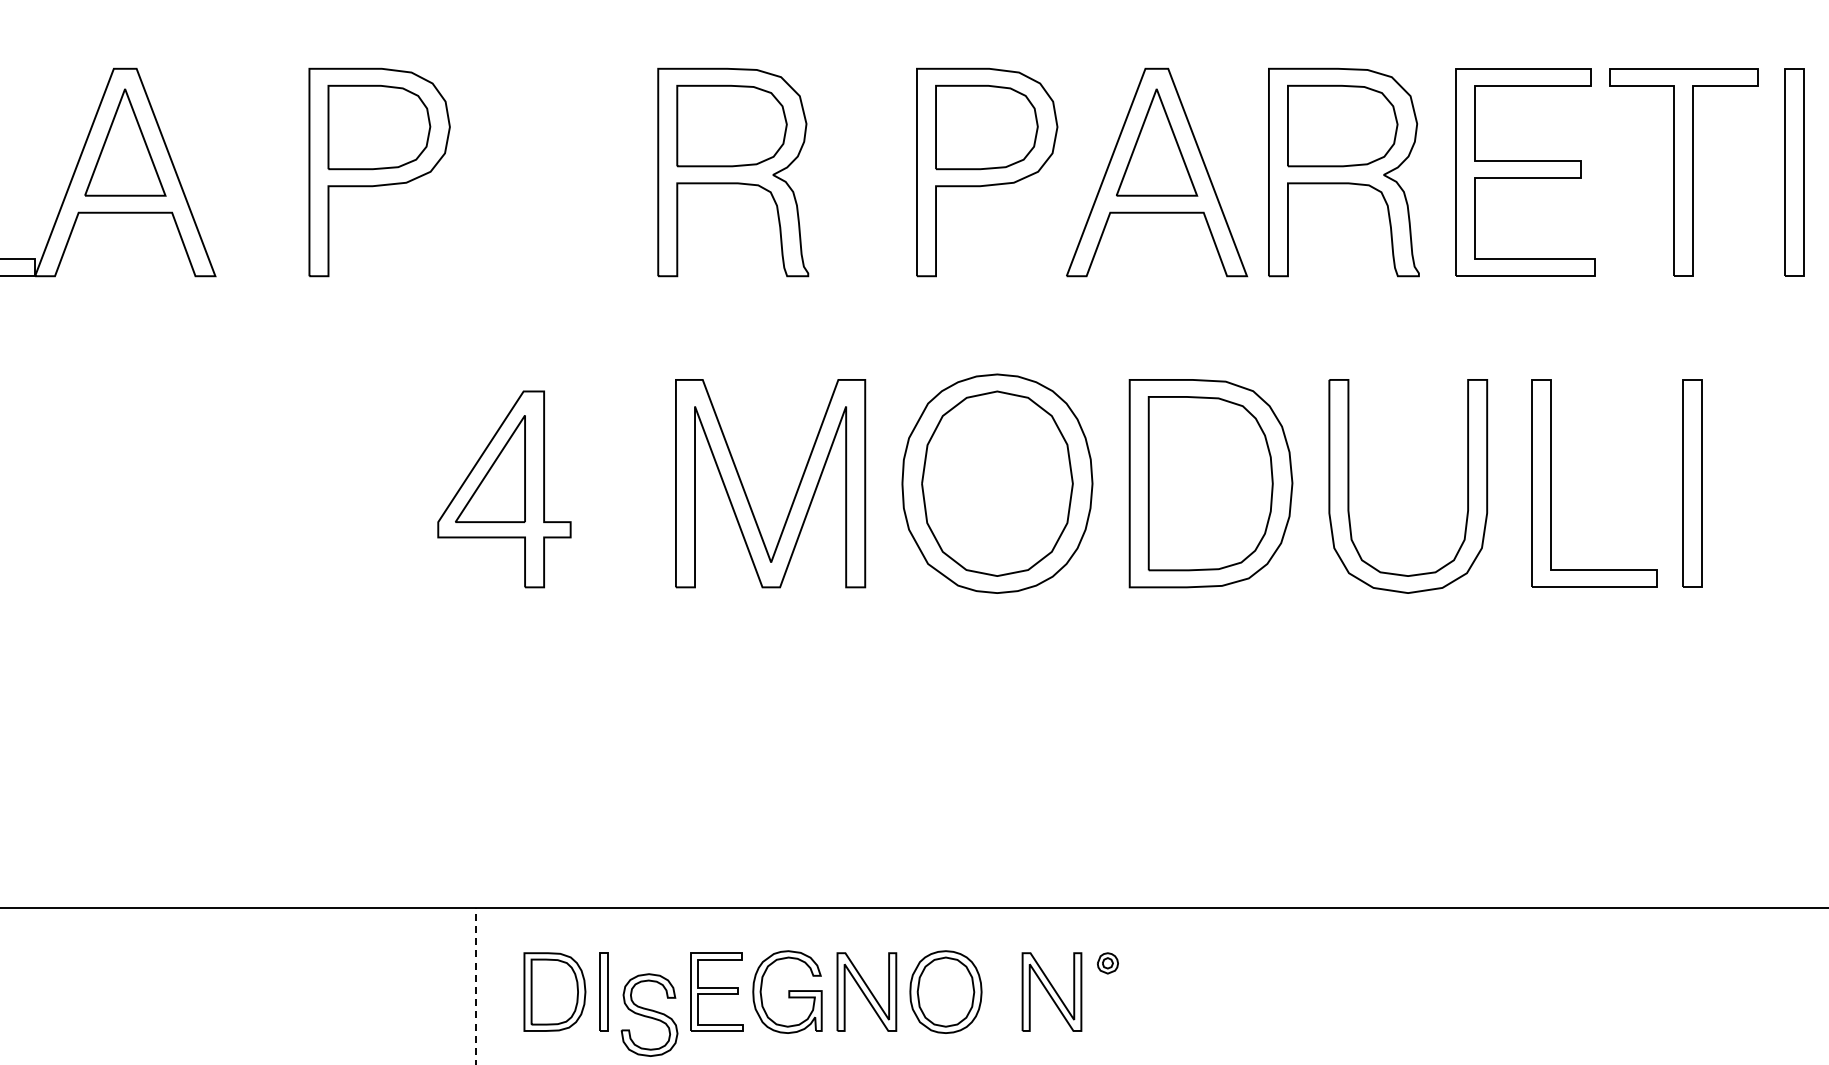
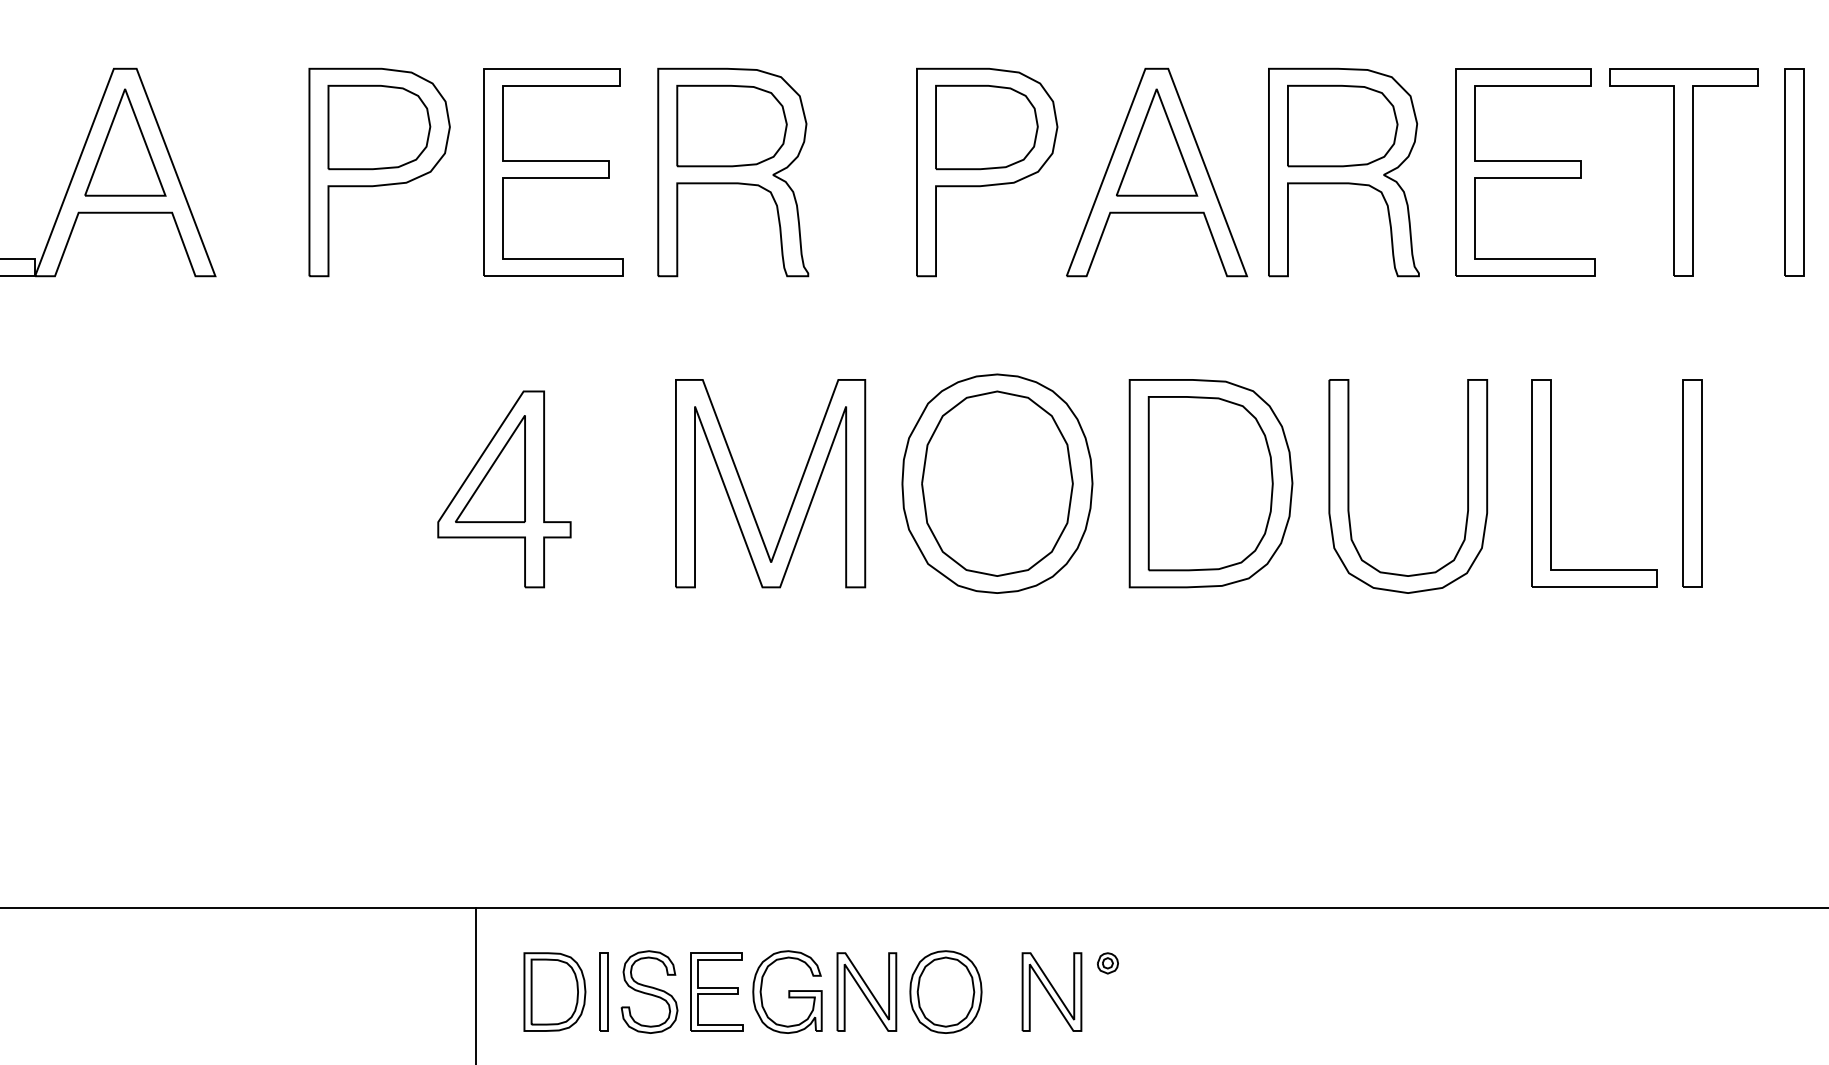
part: none -> present (553, 172)
line: dashed -> solid (475, 985)
part position: (649, 1014) -> (649, 991) (649, 991)
